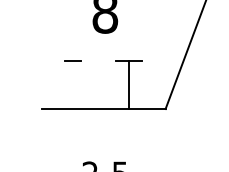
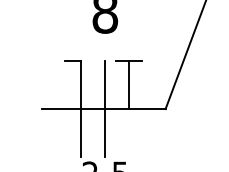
line: none -> present (81, 108)
line: none -> present (105, 108)
